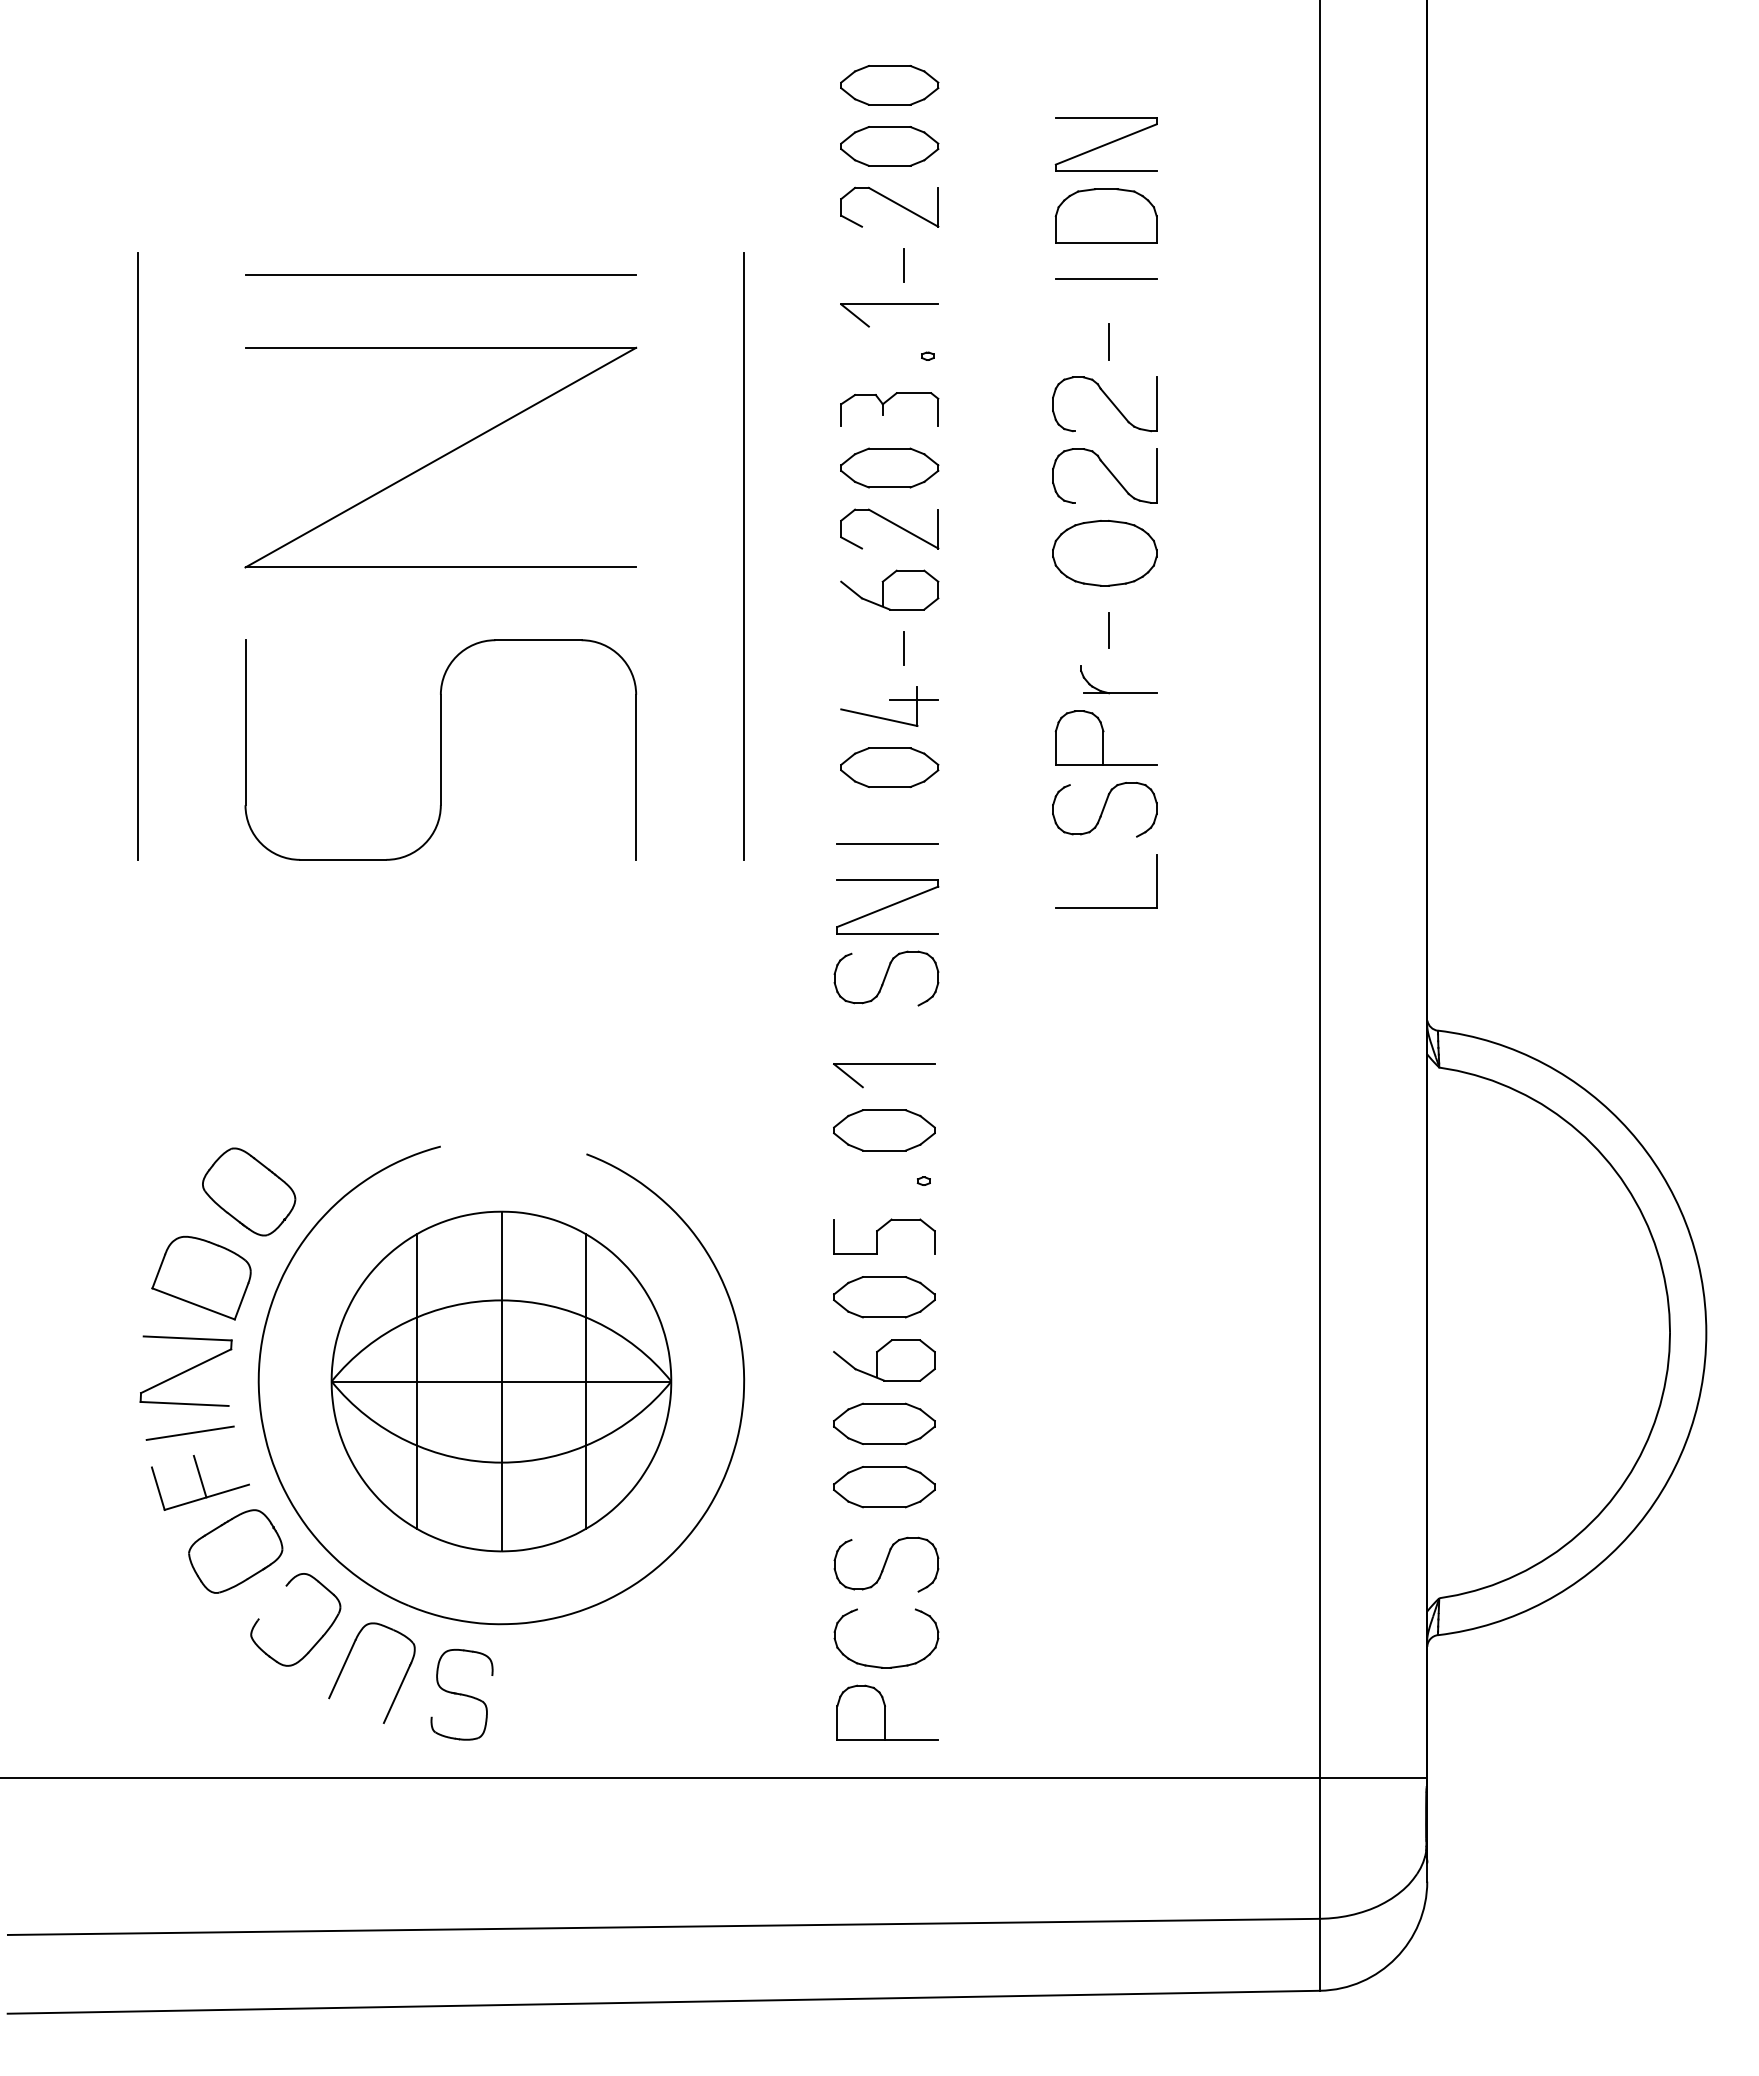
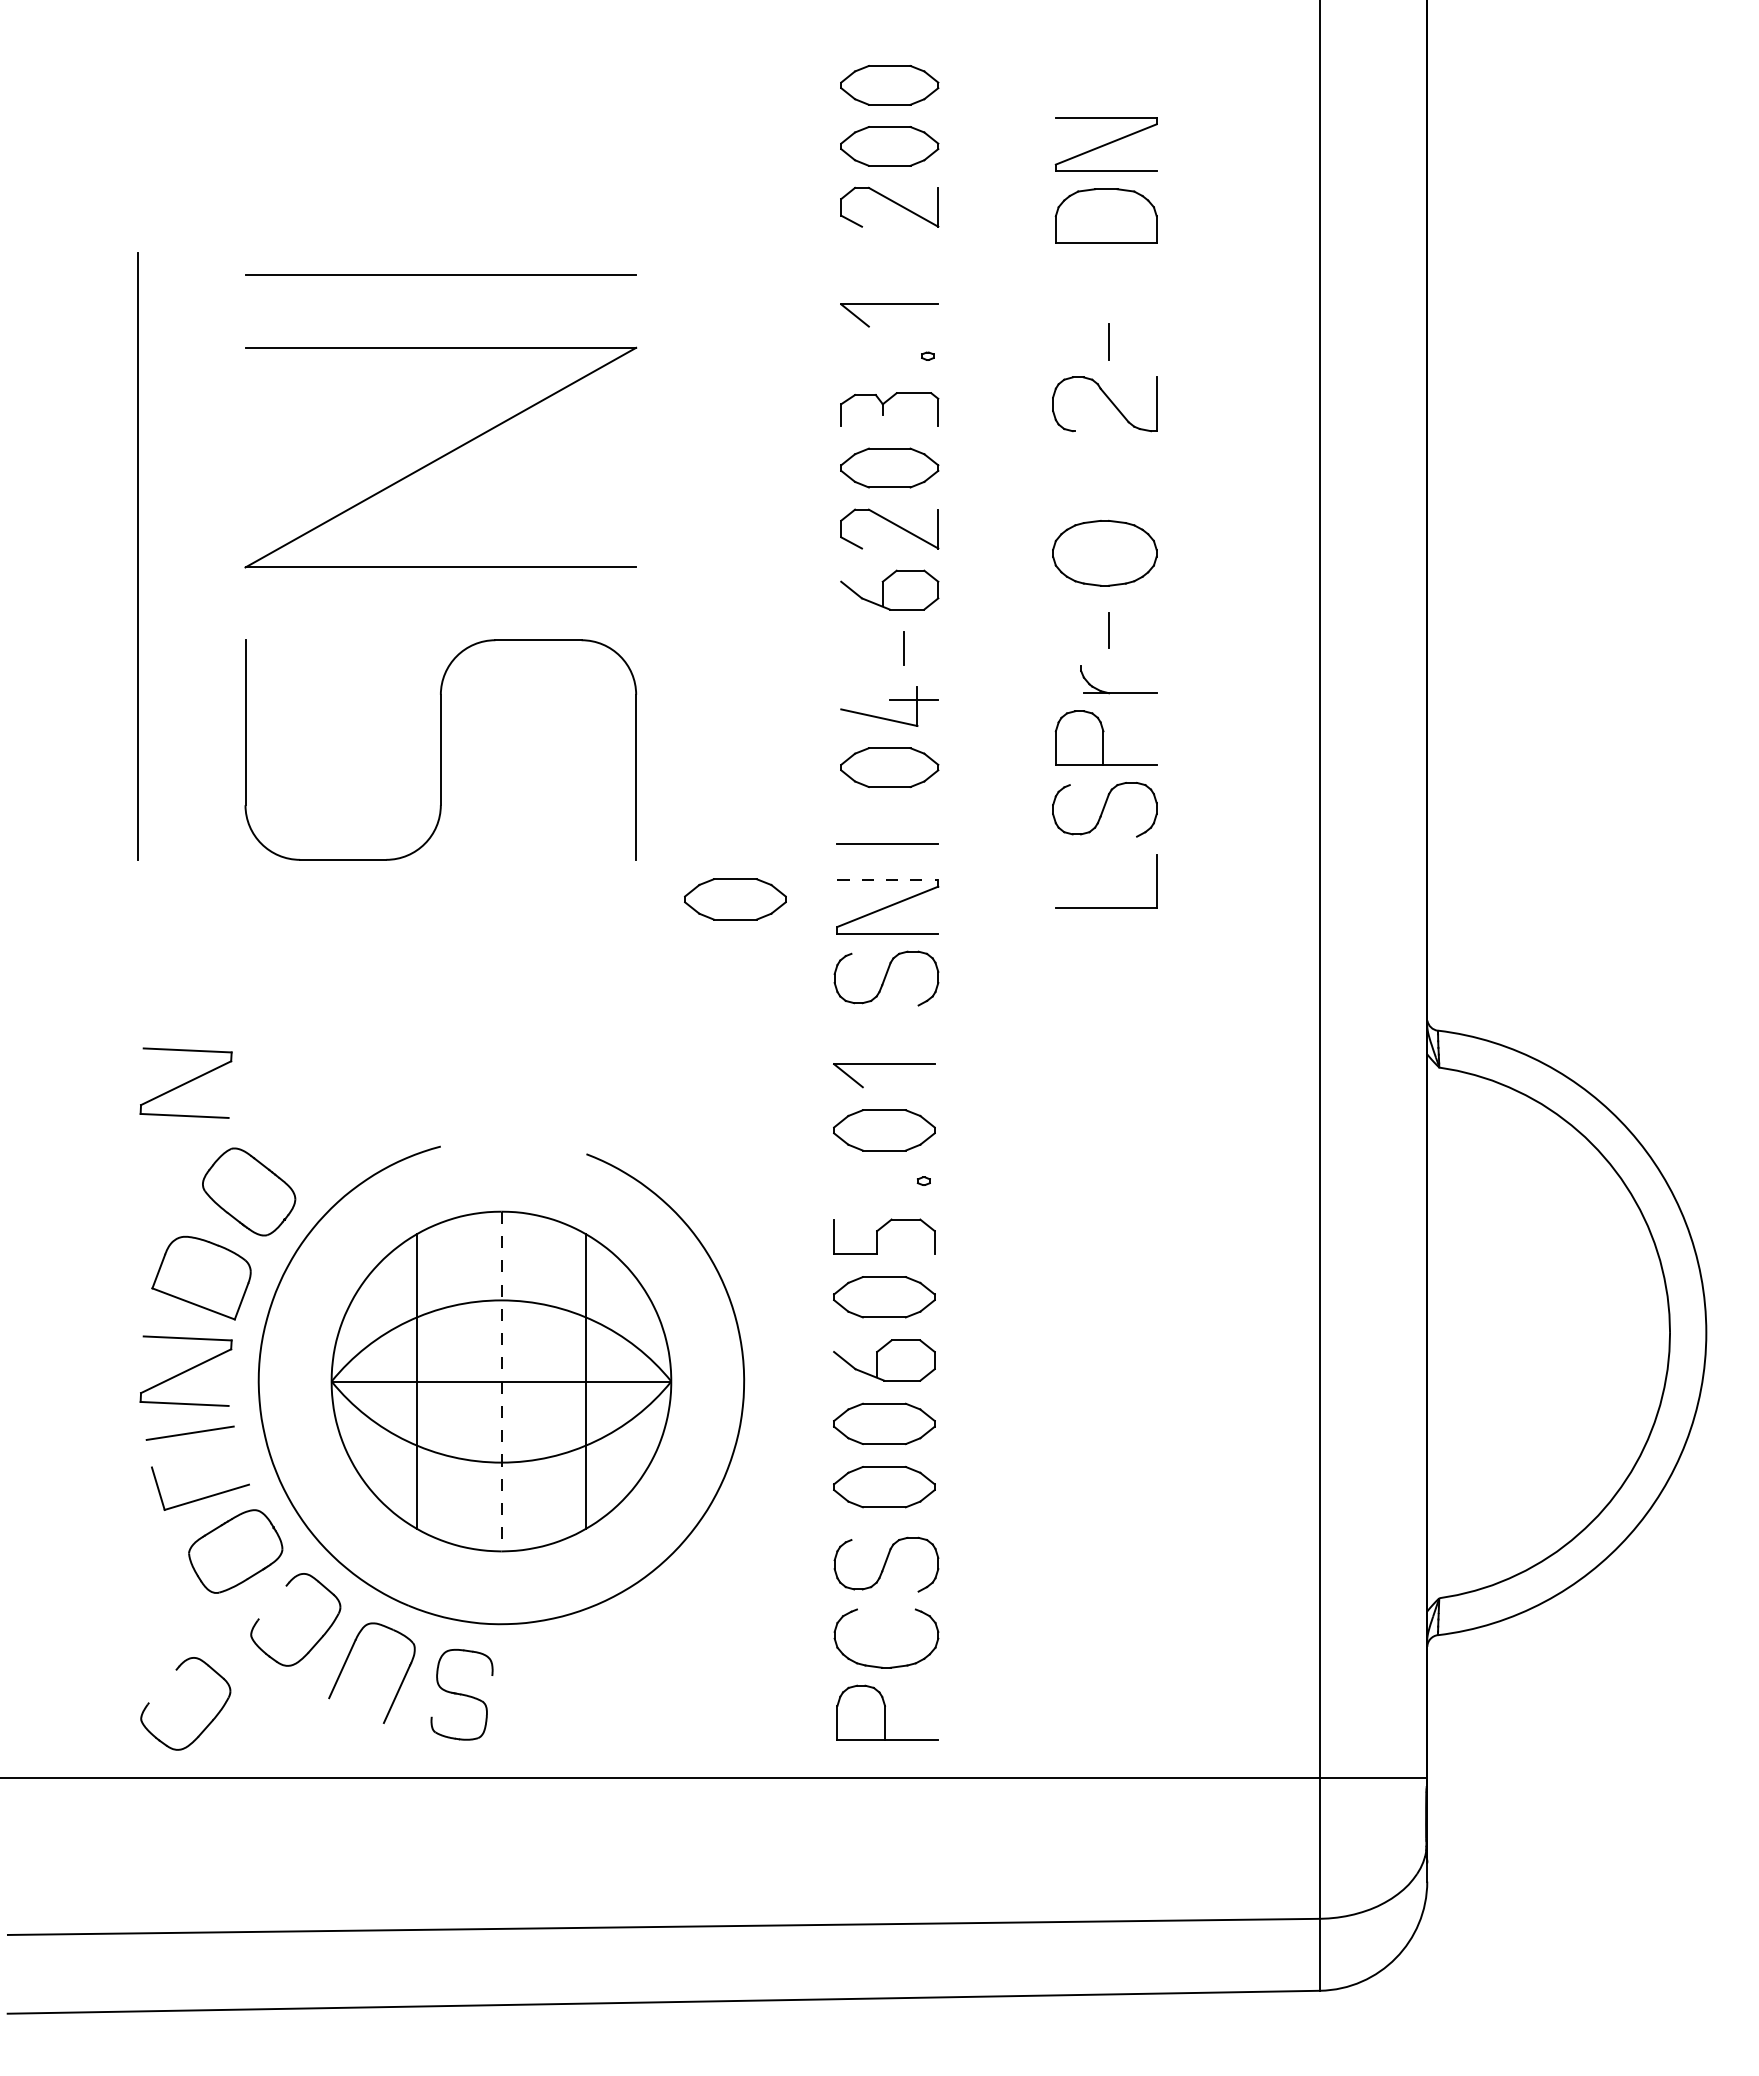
line: present -> none (903, 265)
line: present -> none (1105, 278)
part: present -> none (1104, 475)
line: present -> none (744, 556)
line: solid -> dashed (888, 879)
part: none -> present (735, 899)
part: none -> present (185, 1082)
line: solid -> dashed (501, 1381)
line: present -> none (199, 1476)
part: none -> present (207, 1724)
